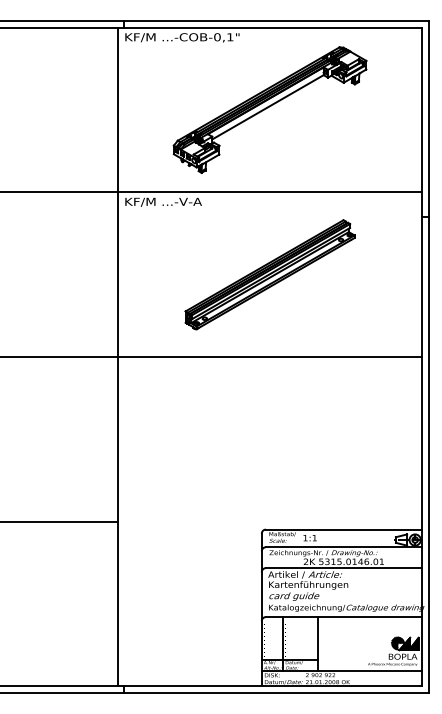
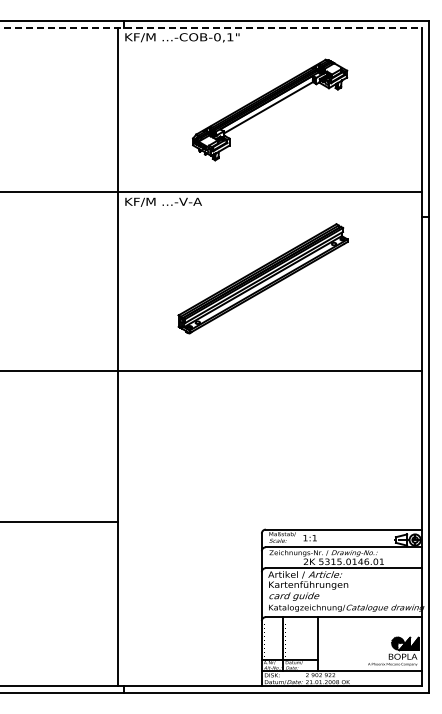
line: solid -> dashed (211, 27)
part size: 196x128 px -> 157x104 px (270, 109)
part position: (269, 274) -> (262, 278) (262, 278)
line position: (212, 357) -> (212, 371) (212, 371)
